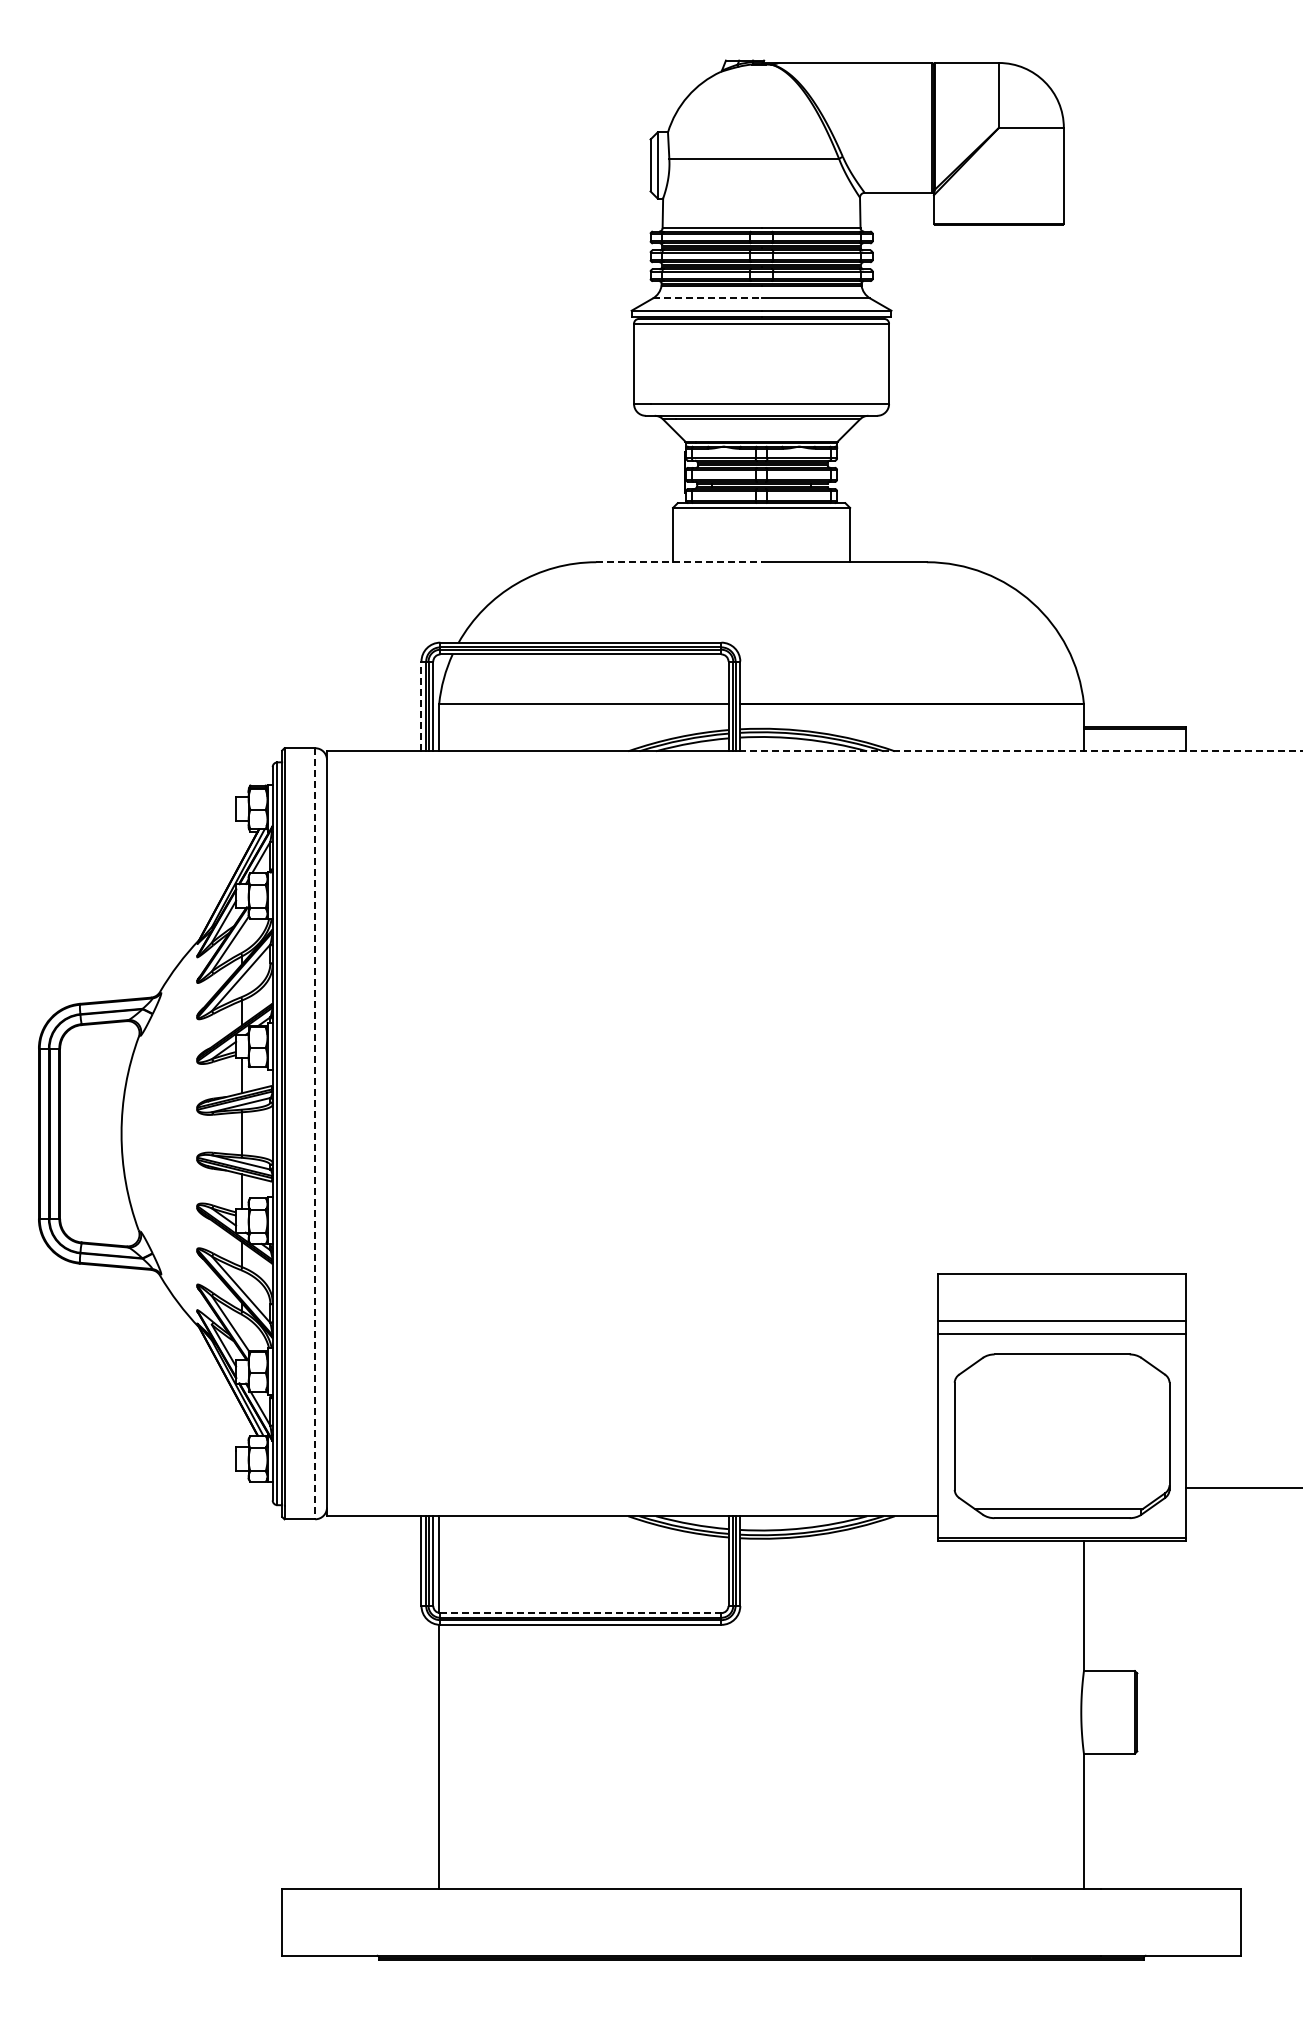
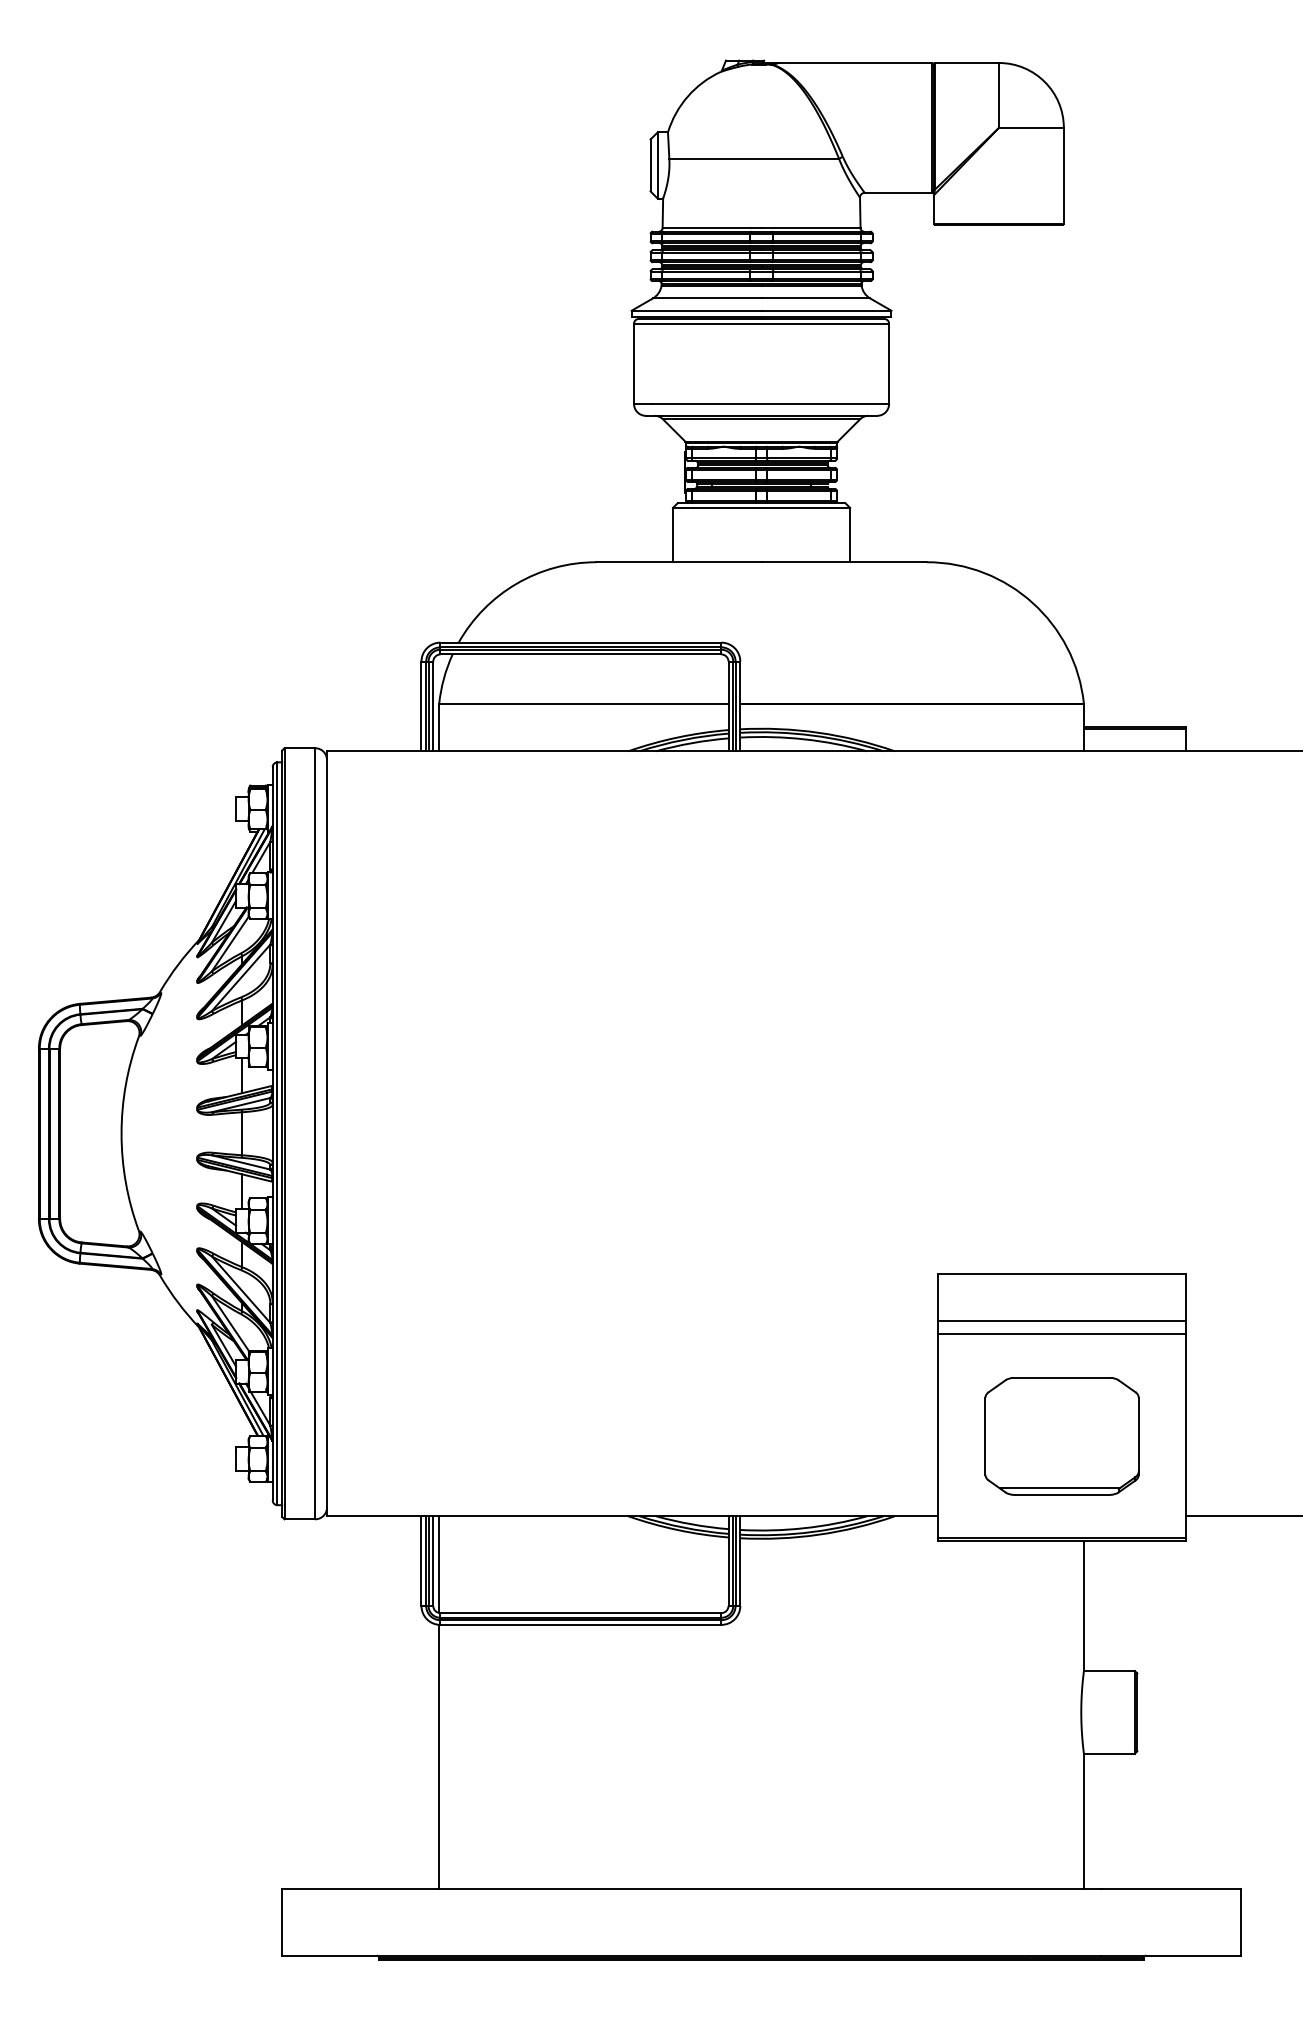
line: dashed -> solid (707, 298)
line: dashed -> solid (678, 562)
line: dashed -> solid (421, 706)
line: dashed -> solid (1021, 751)
line: dashed -> solid (315, 1133)
part size: 218x166 px -> 156x119 px (1061, 1436)
line position: (1242, 1488) -> (1242, 1516) (1242, 1516)
line: dashed -> solid (580, 1613)
